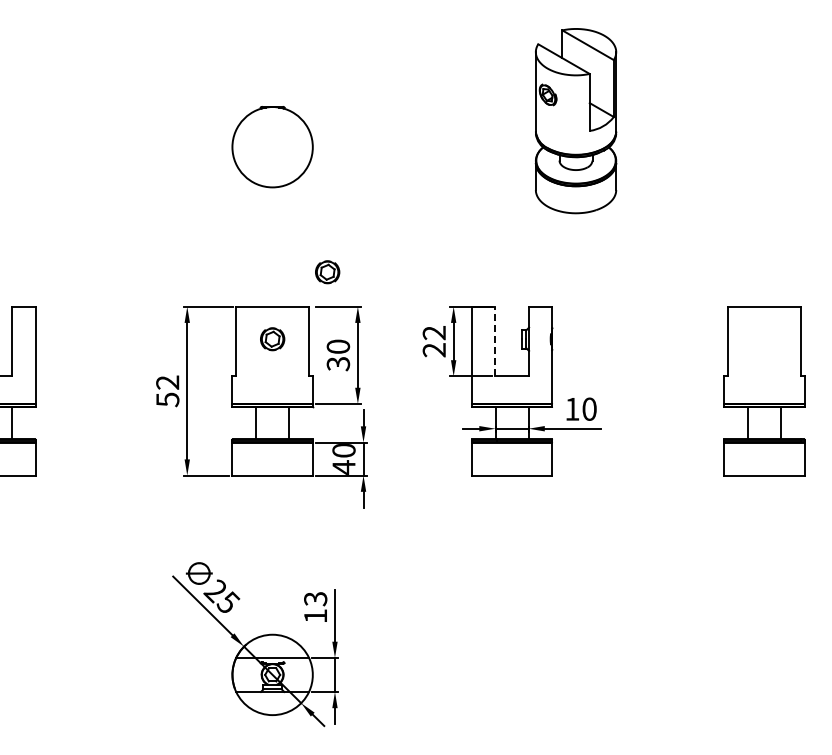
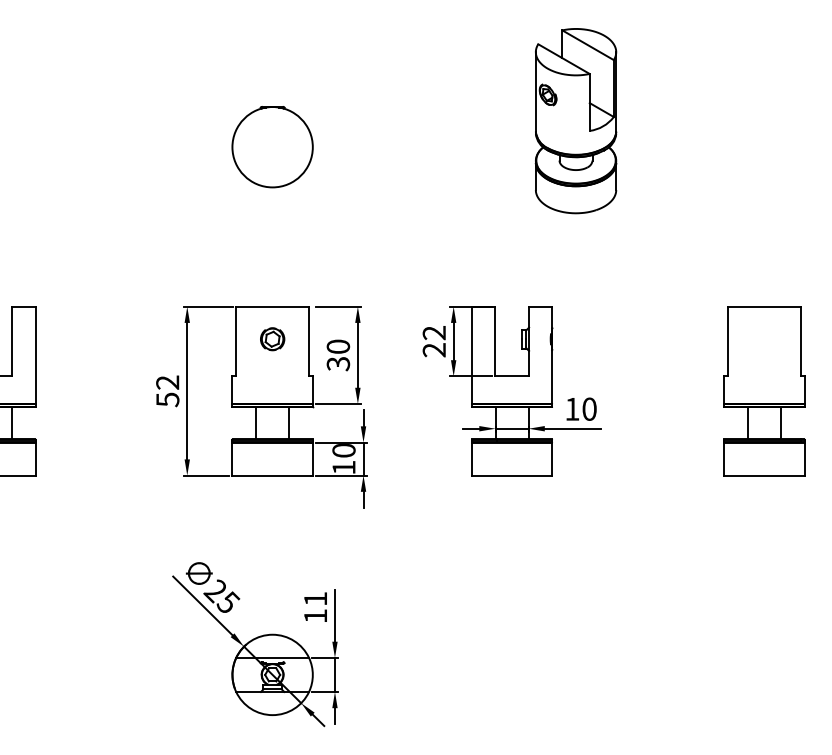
part: present -> none (327, 272)
line: dashed -> solid (495, 341)
text: 40 -> 10 (343, 467)
text: 13 -> 11 (315, 599)
